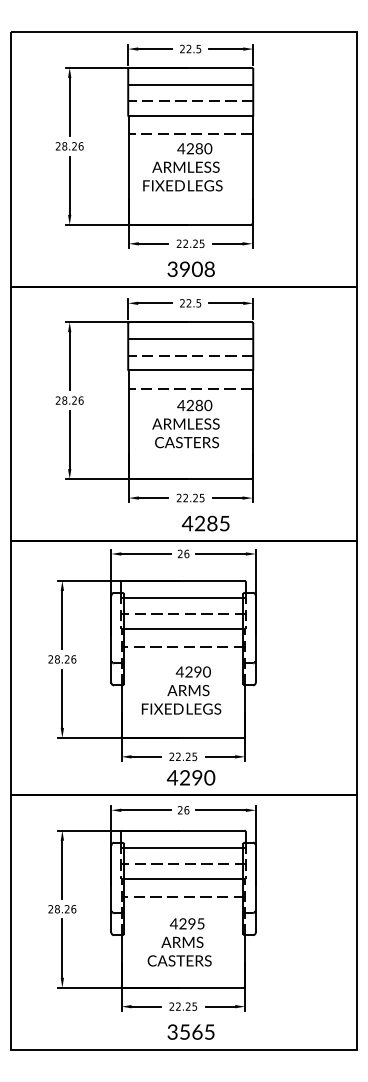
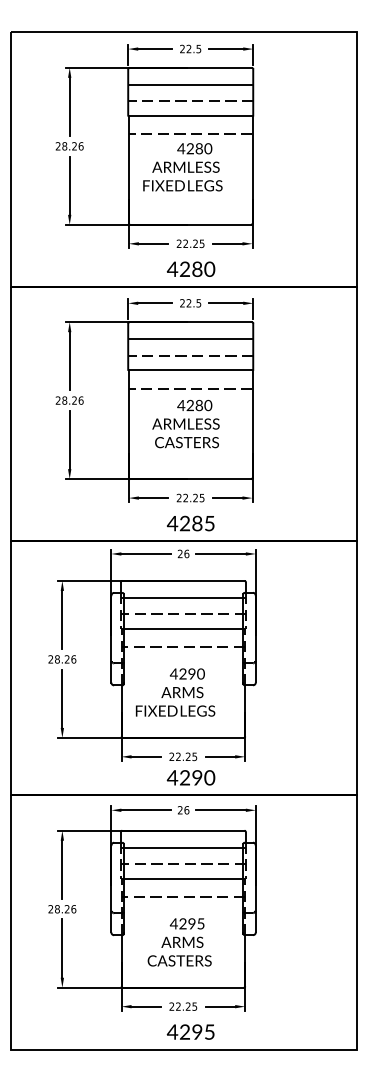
text: 3908 -> 4280 (190, 269)
text position: (205, 523) -> (190, 523) (190, 523)
text position: (181, 690) -> (175, 692) (175, 692)
text: 3565 -> 4295 (184, 1031)
